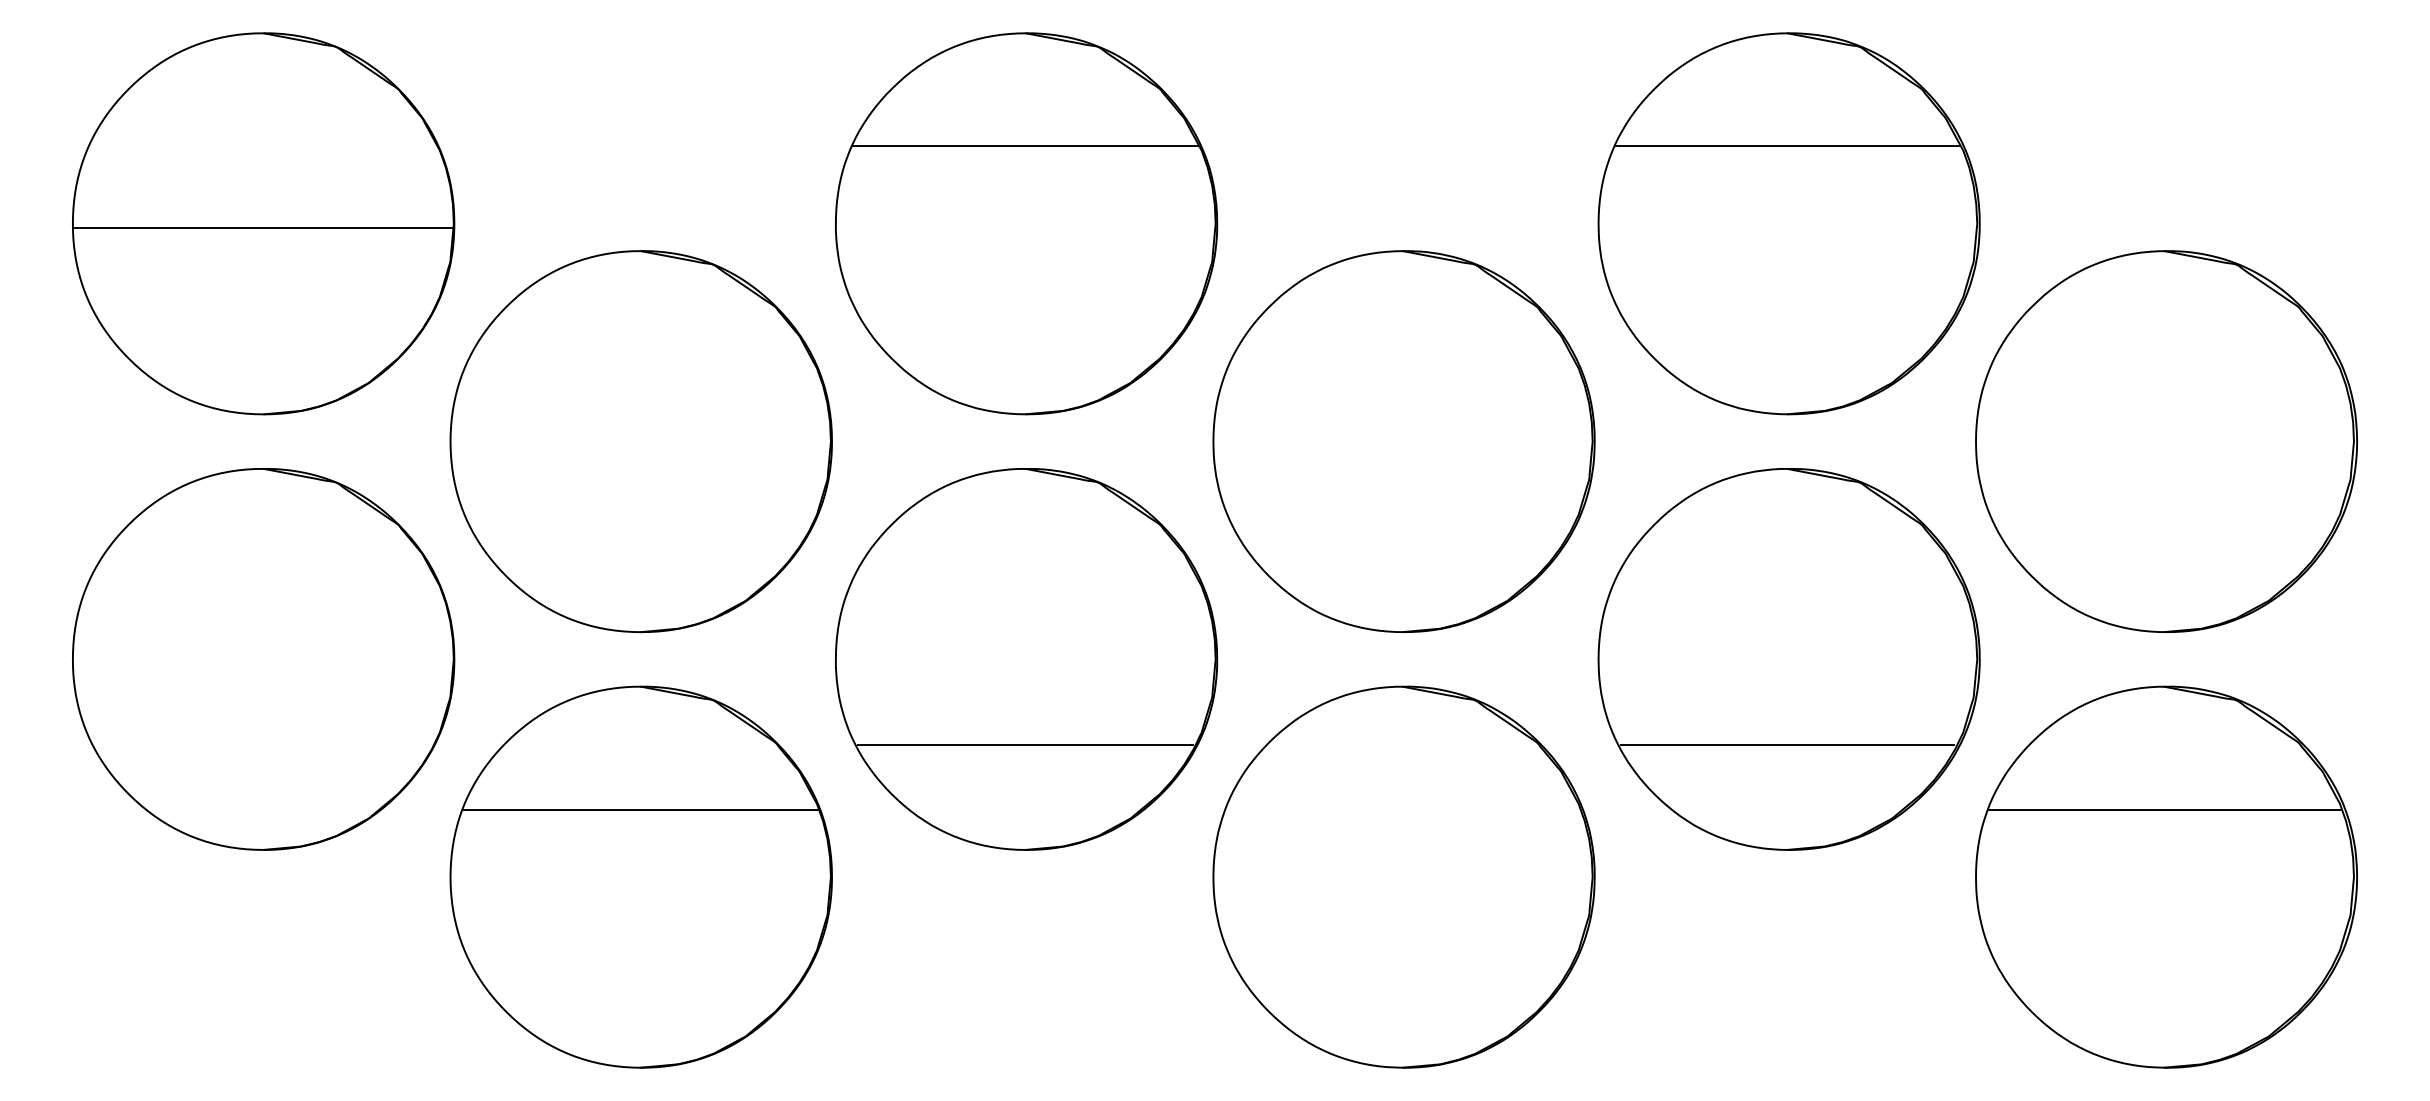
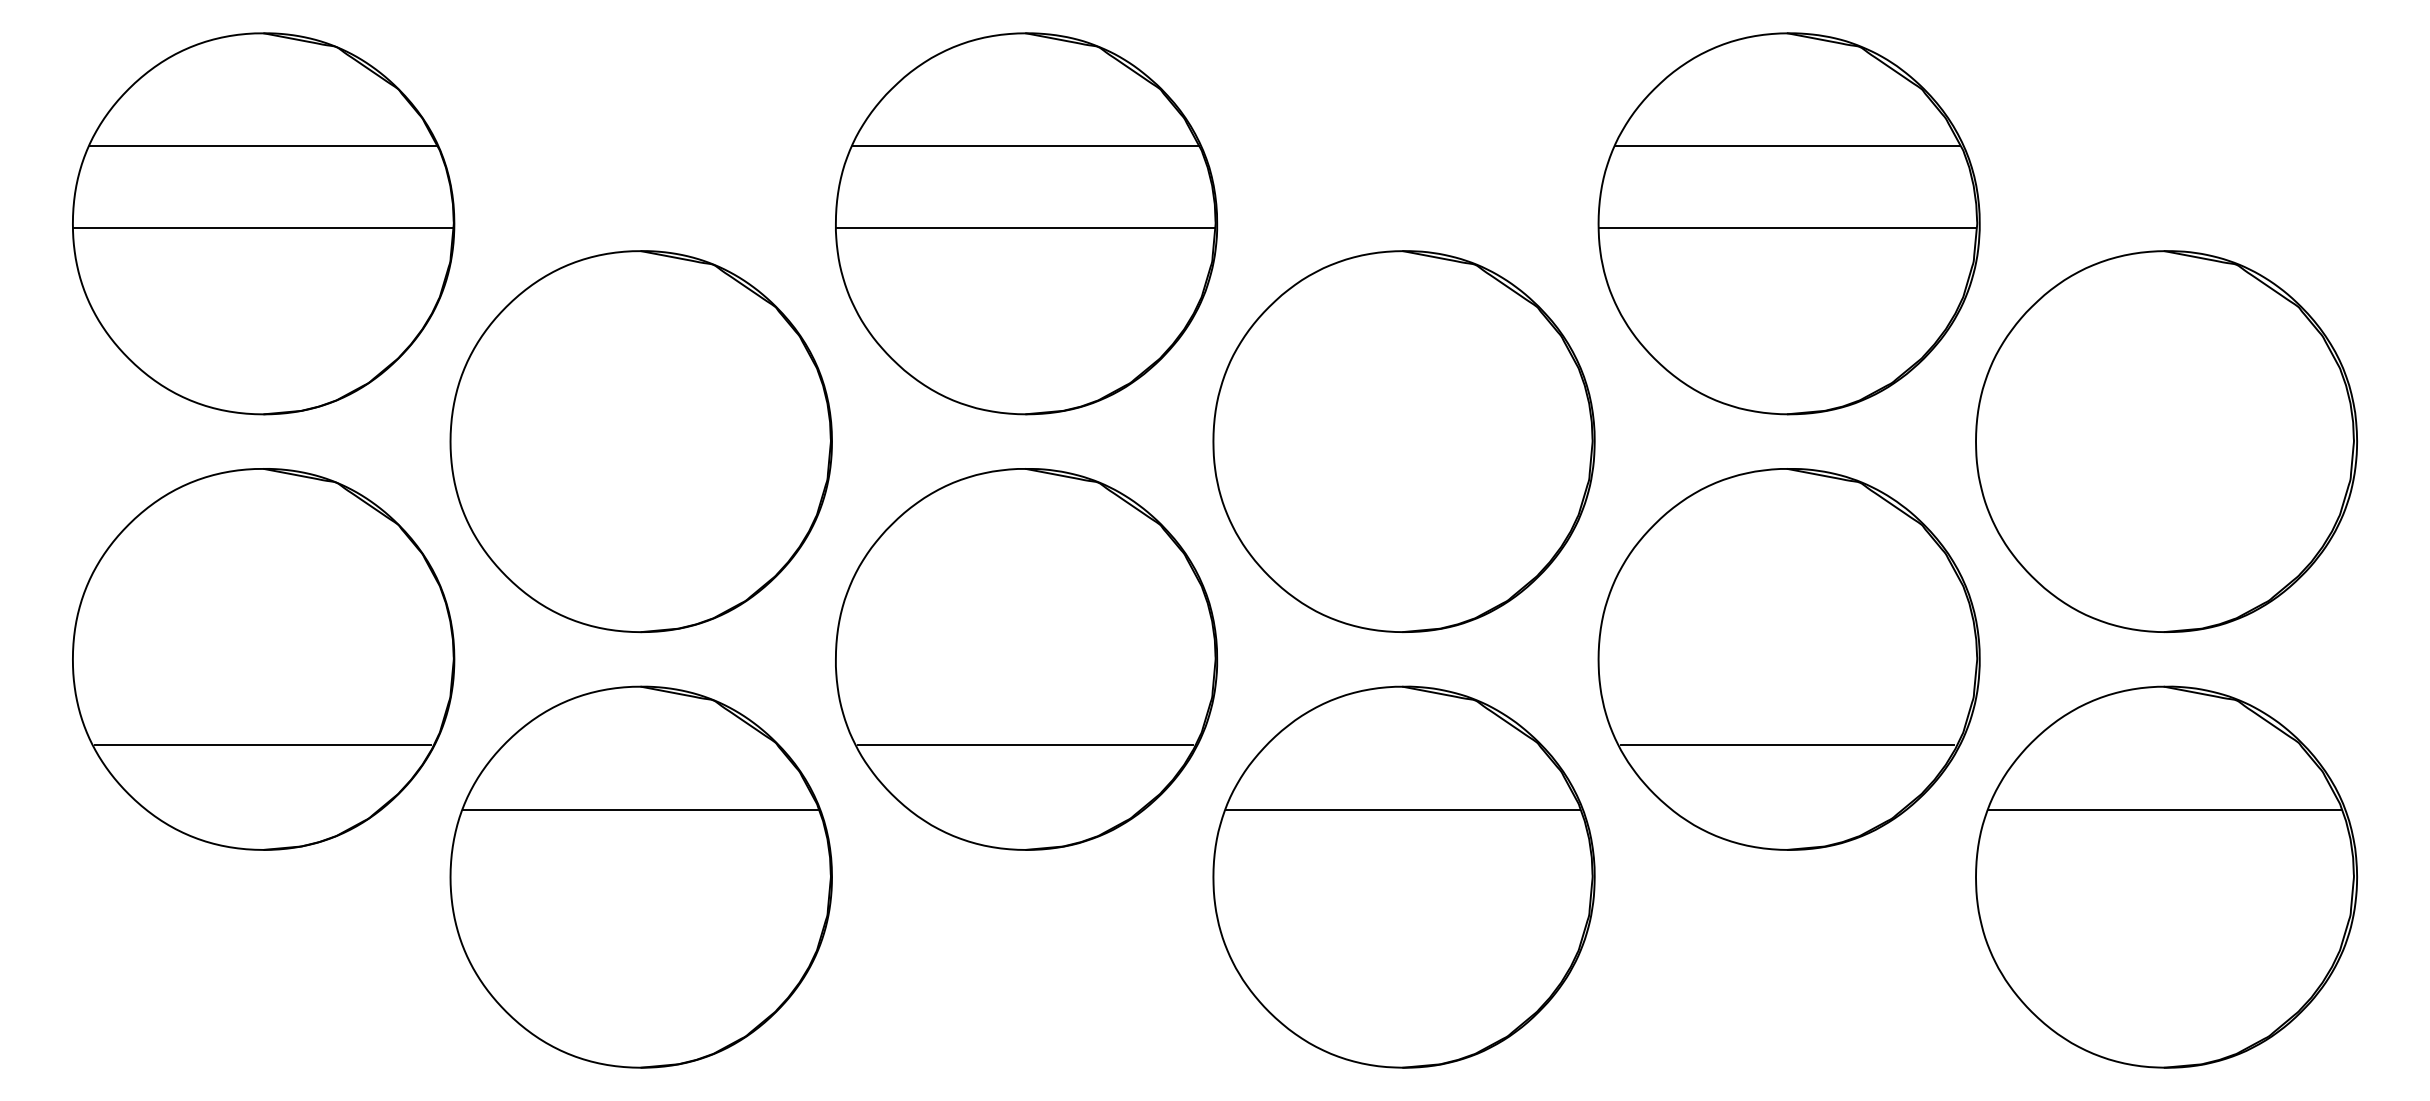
line: none -> present (262, 146)
line: none -> present (1025, 227)
line: none -> present (1787, 227)
line: none -> present (262, 745)
line: none -> present (1402, 810)
